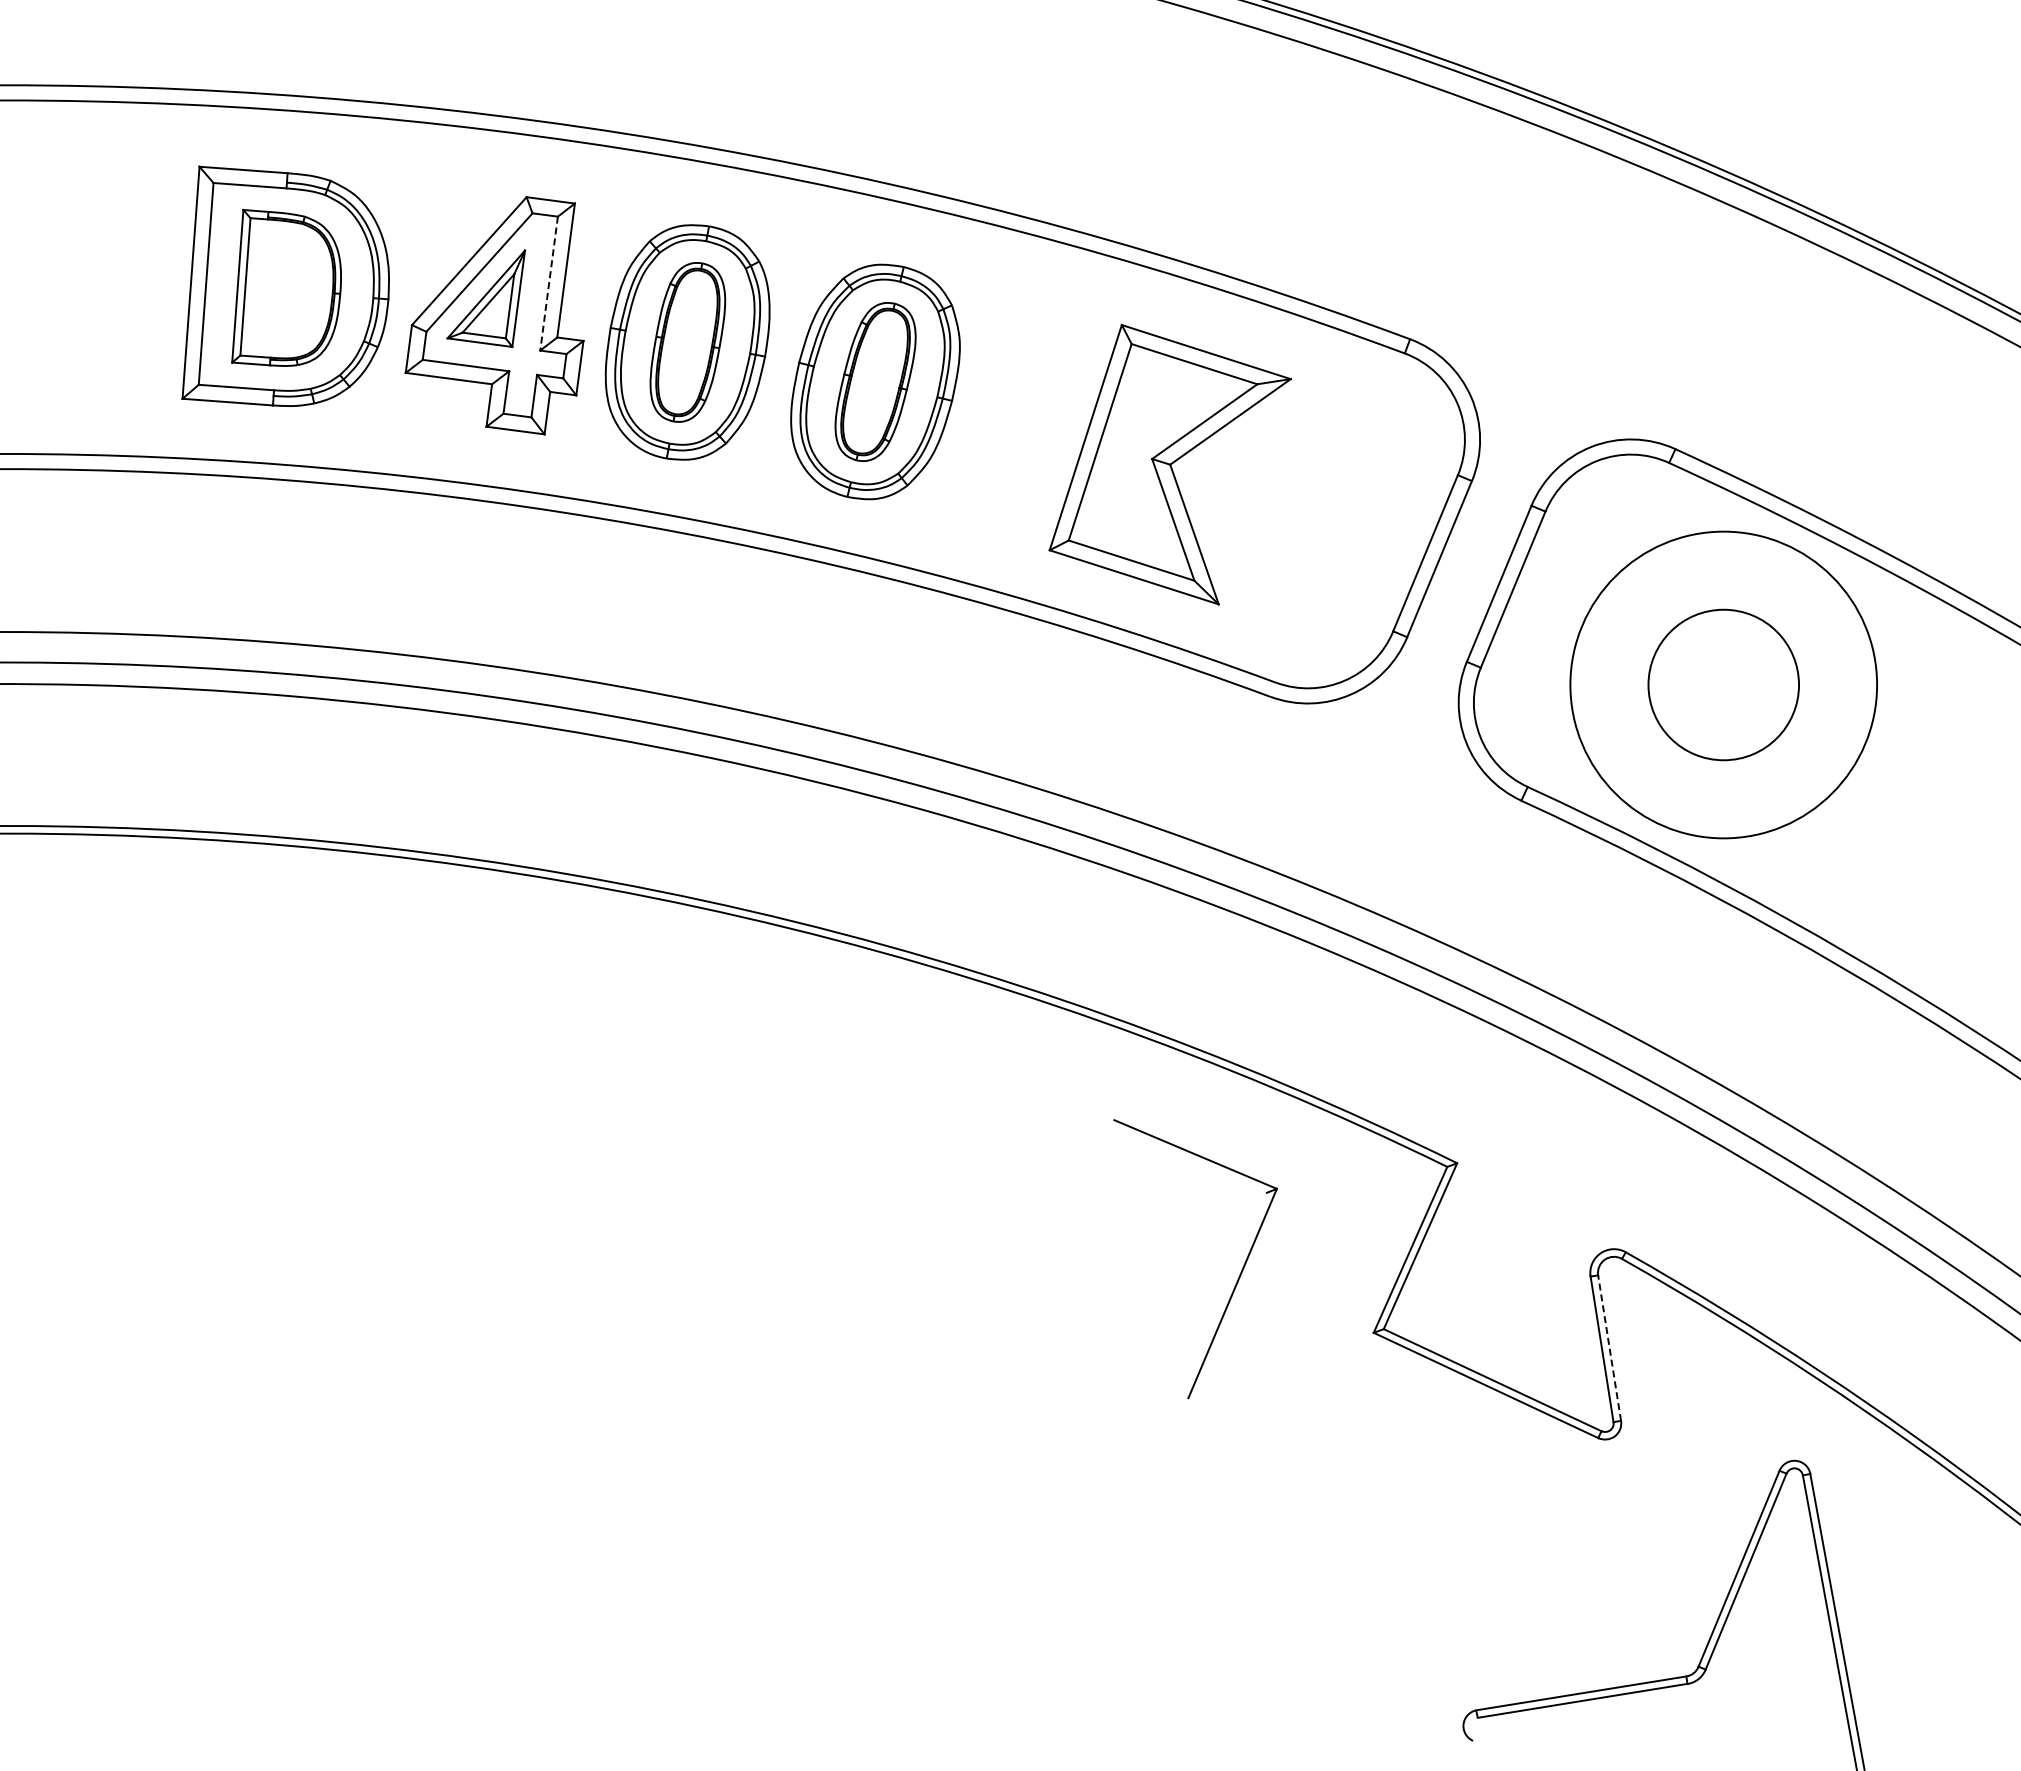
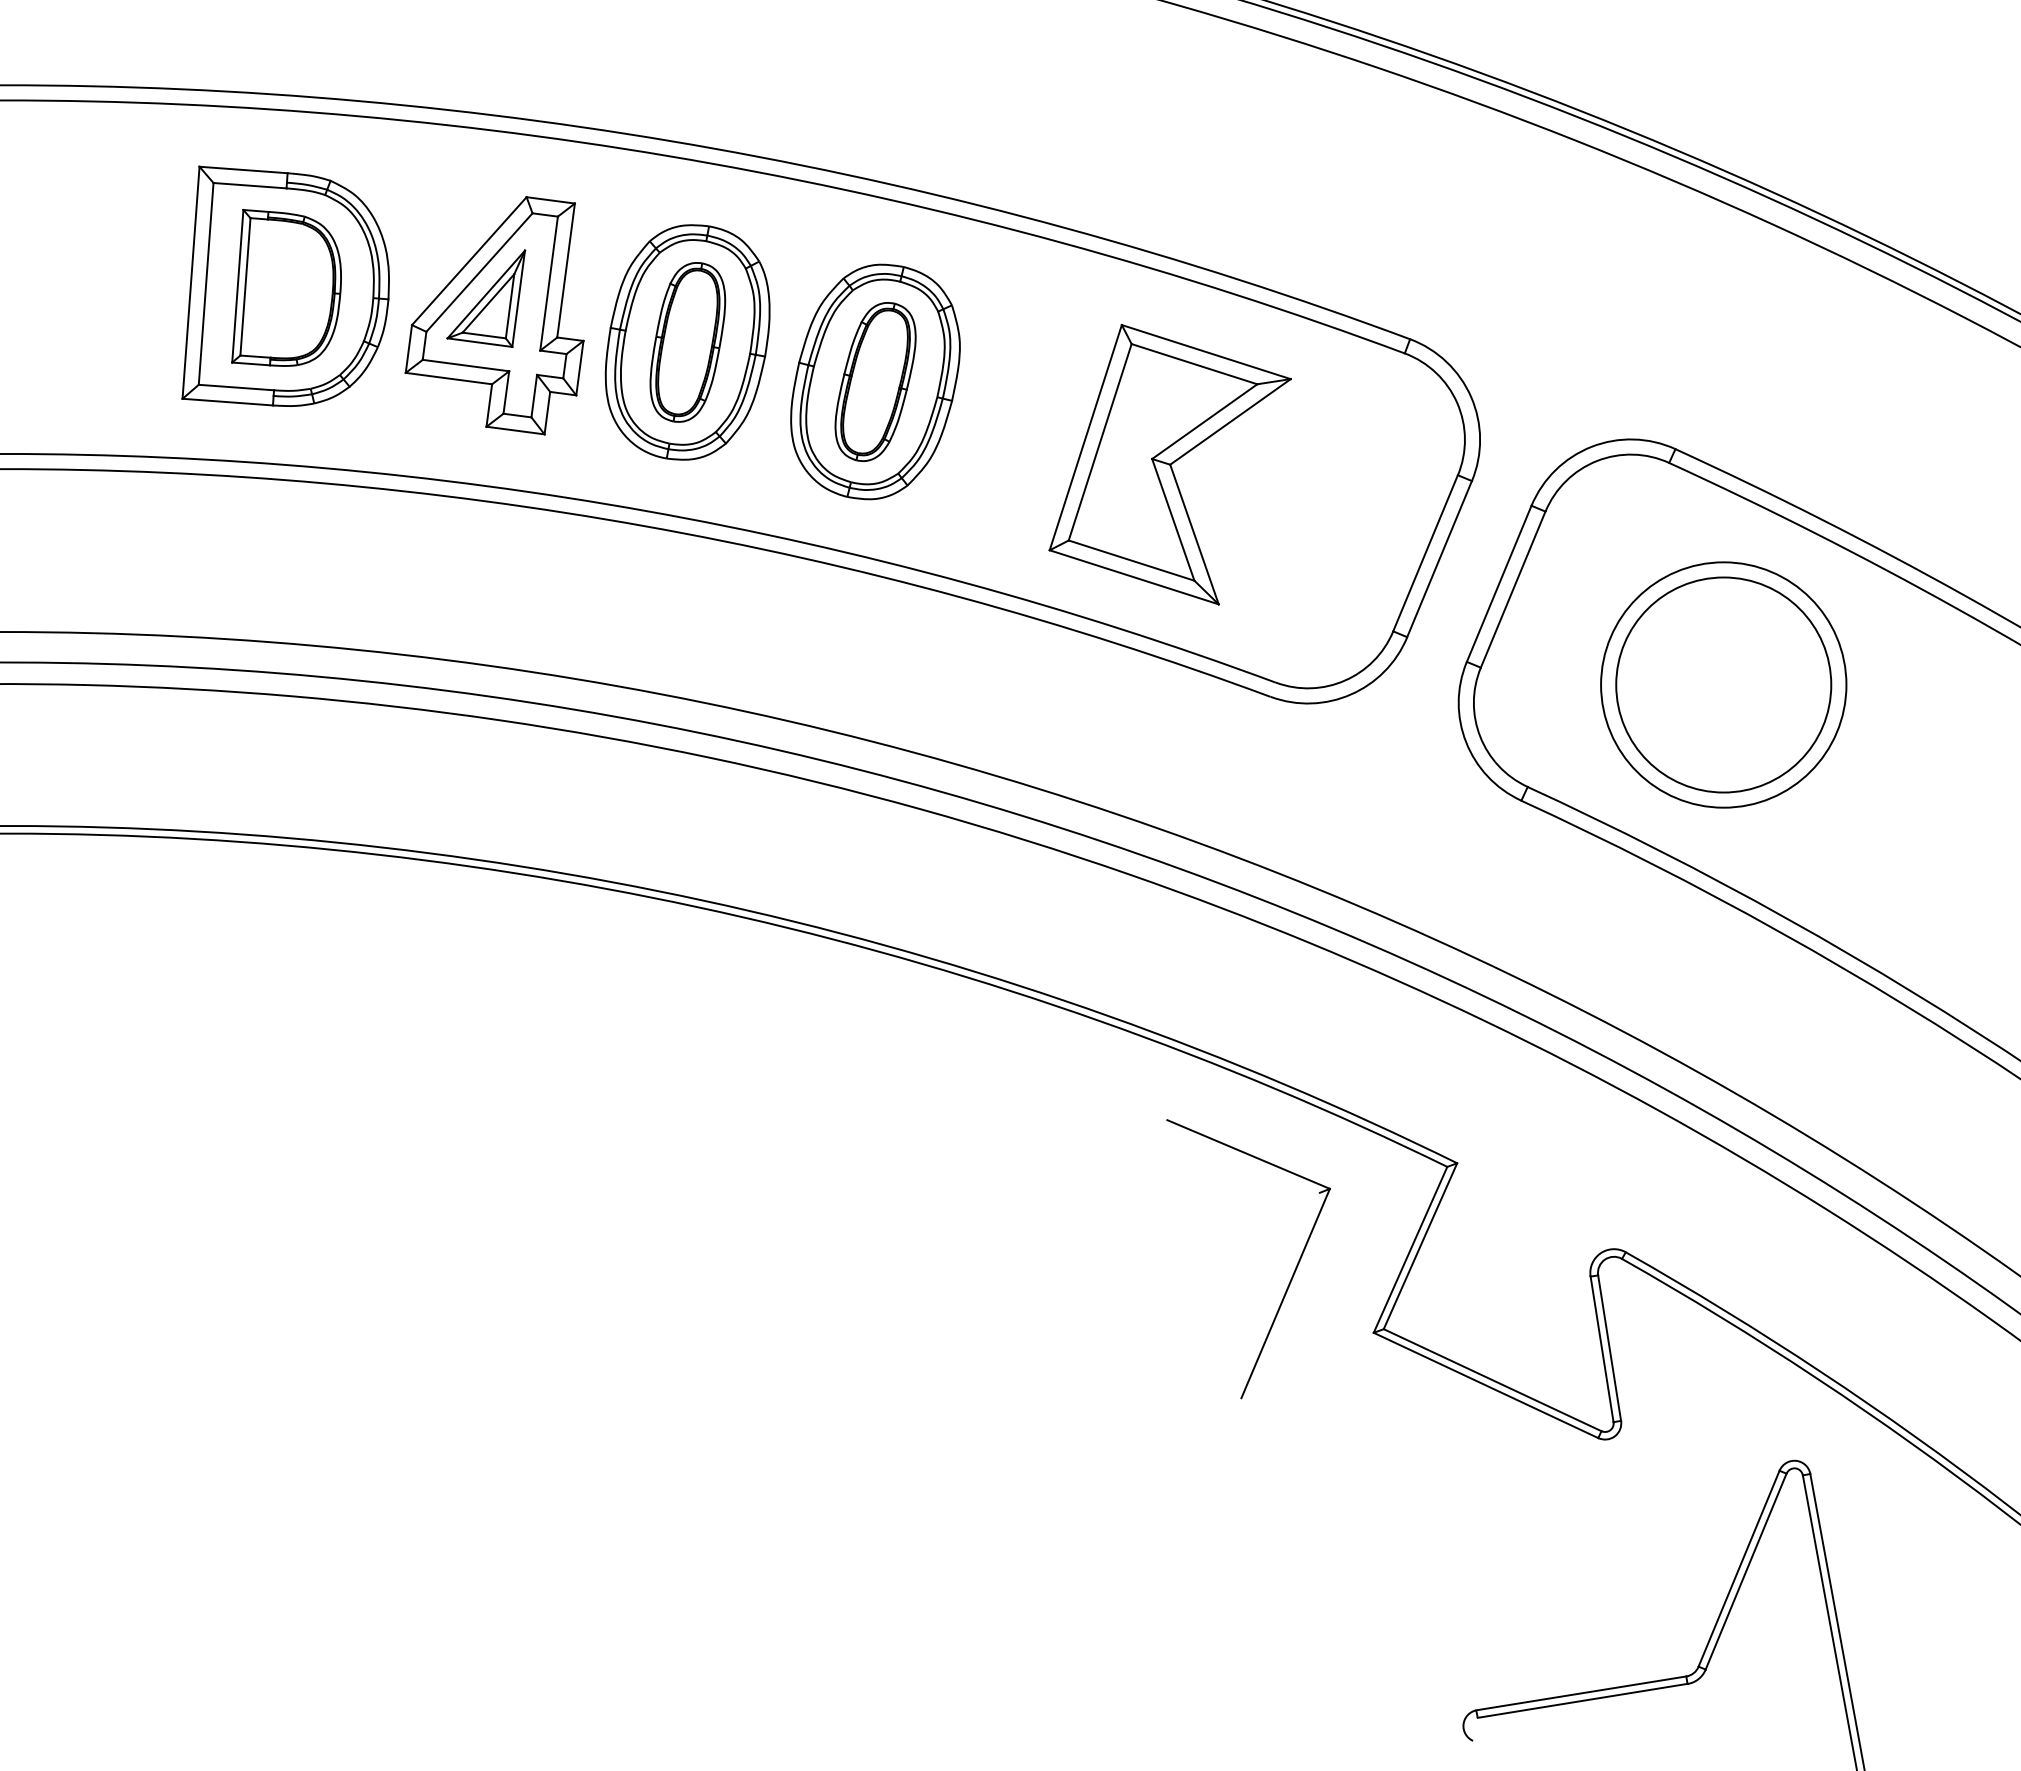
line: dashed -> solid (549, 283)
circle diameter: 151 px -> 215 px (1723, 684)
circle diameter: 307 px -> 245 px (1723, 684)
part position: (1238, 1276) -> (1291, 1276) (1291, 1276)
line: dashed -> solid (1609, 1348)
